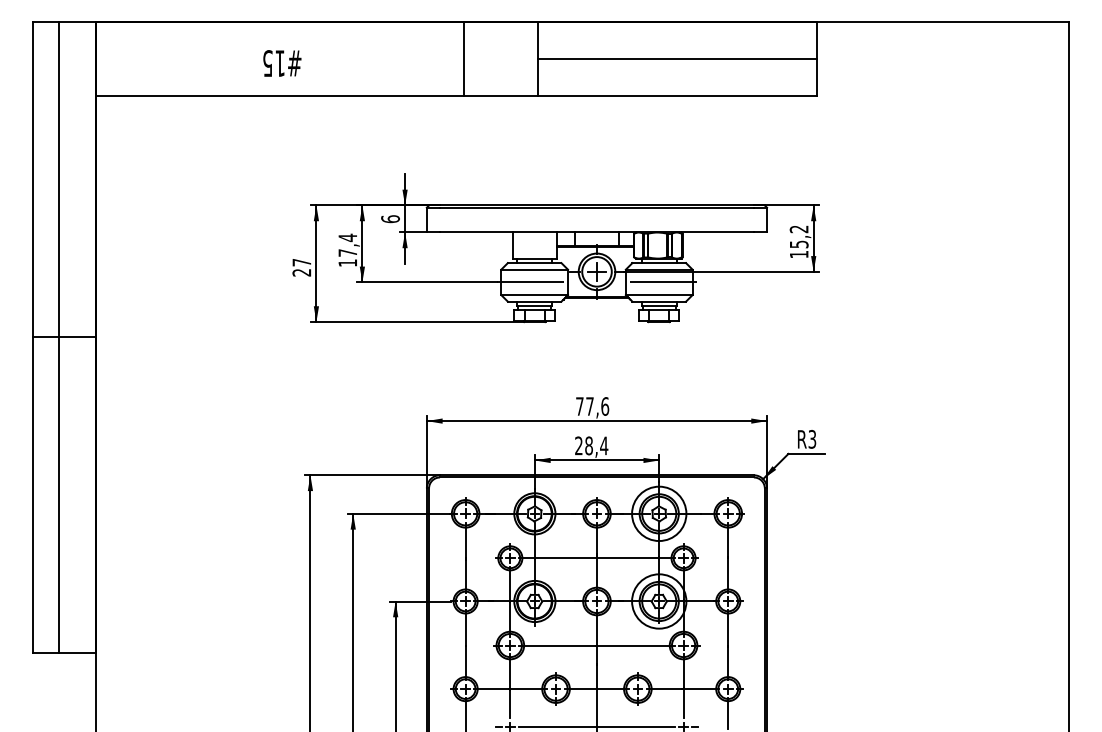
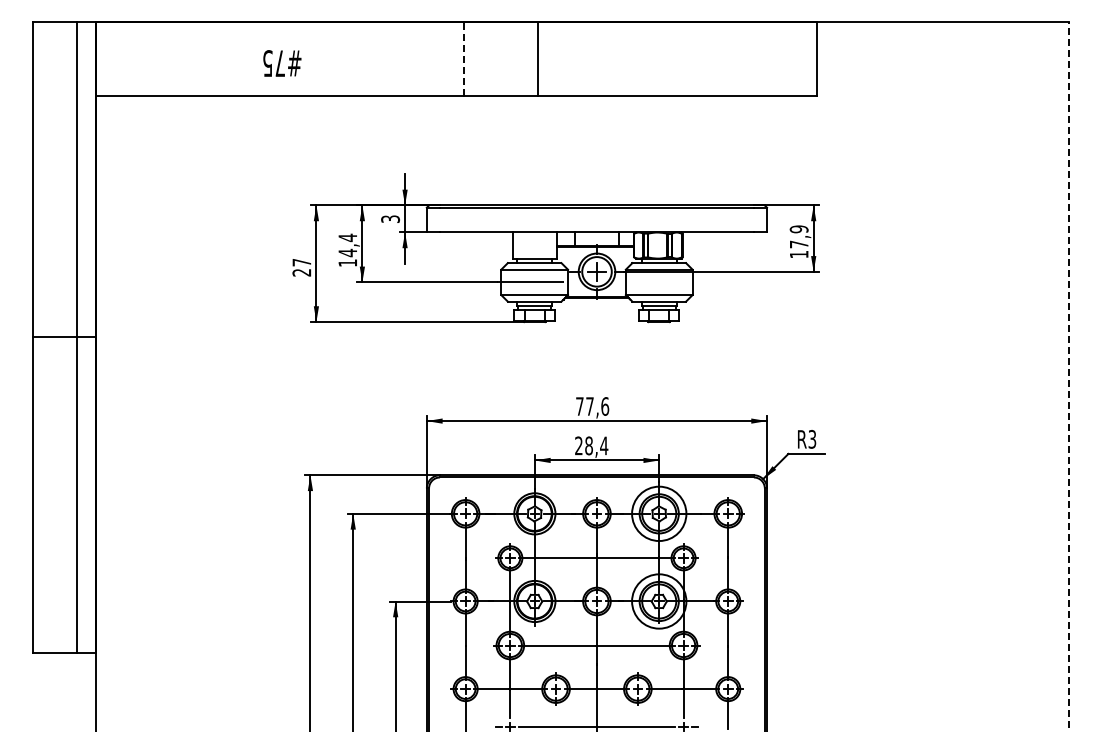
line: solid -> dashed (464, 58)
line: present -> none (676, 58)
text: #15 -> #75 (279, 63)
text: 6 -> 3 (390, 219)
text: 15,2 -> 17,9 (798, 236)
text: 17,4 -> 14,4 (347, 252)
line: present -> none (658, 282)
line position: (59, 336) -> (77, 336) (77, 336)
line: solid -> dashed (1068, 376)
